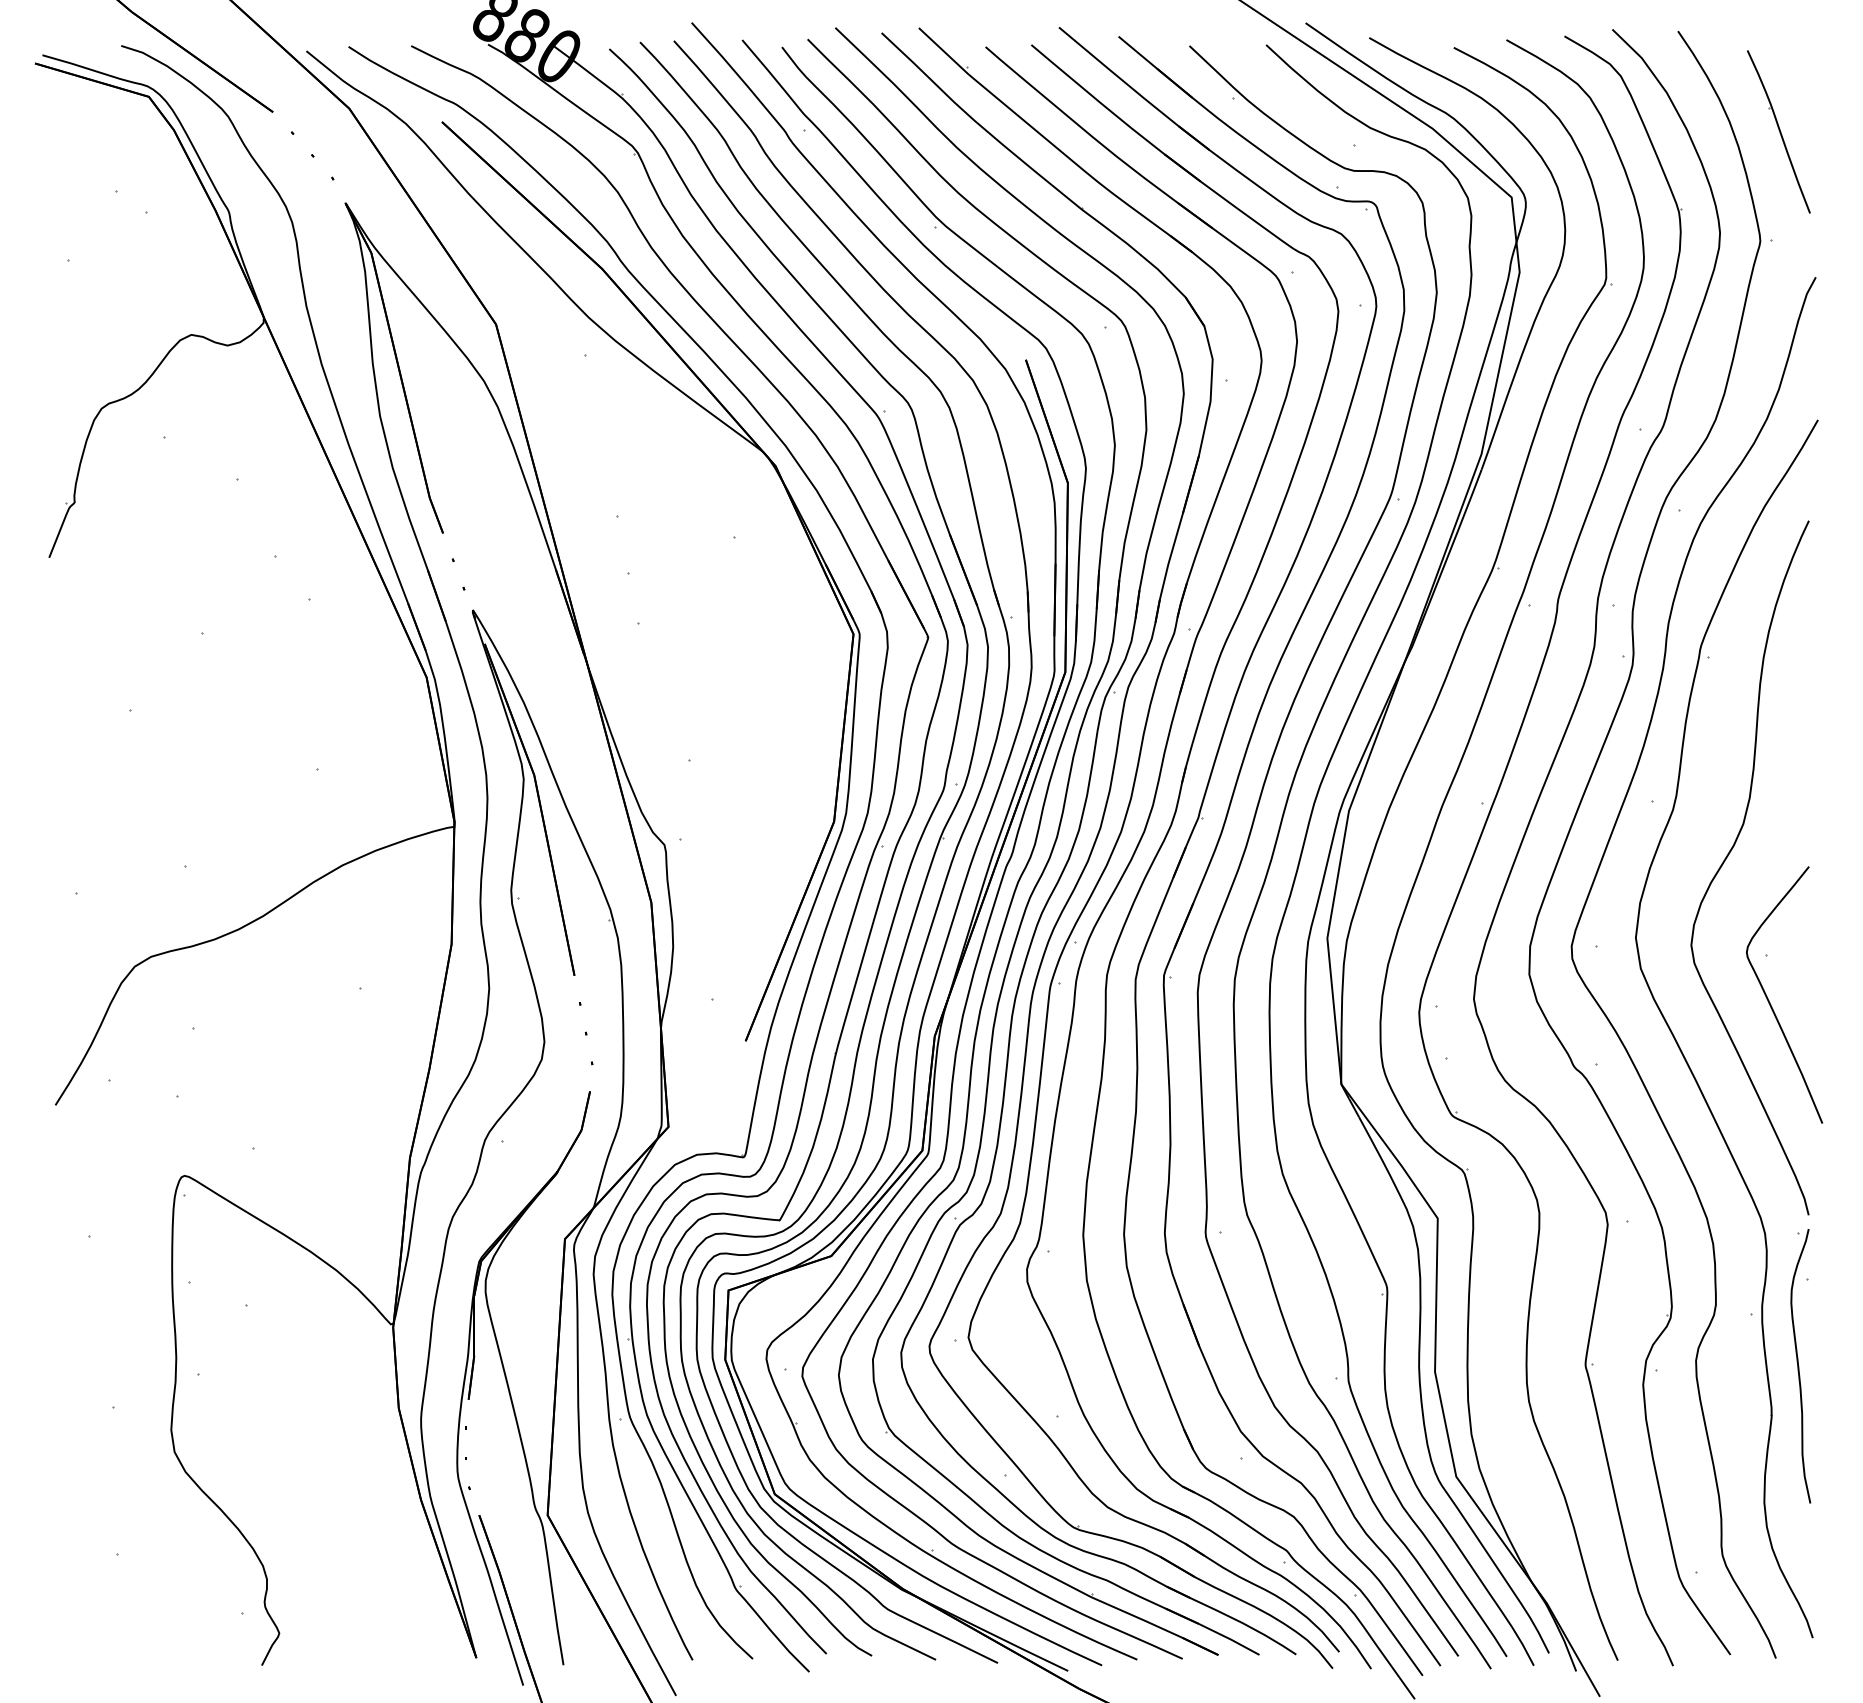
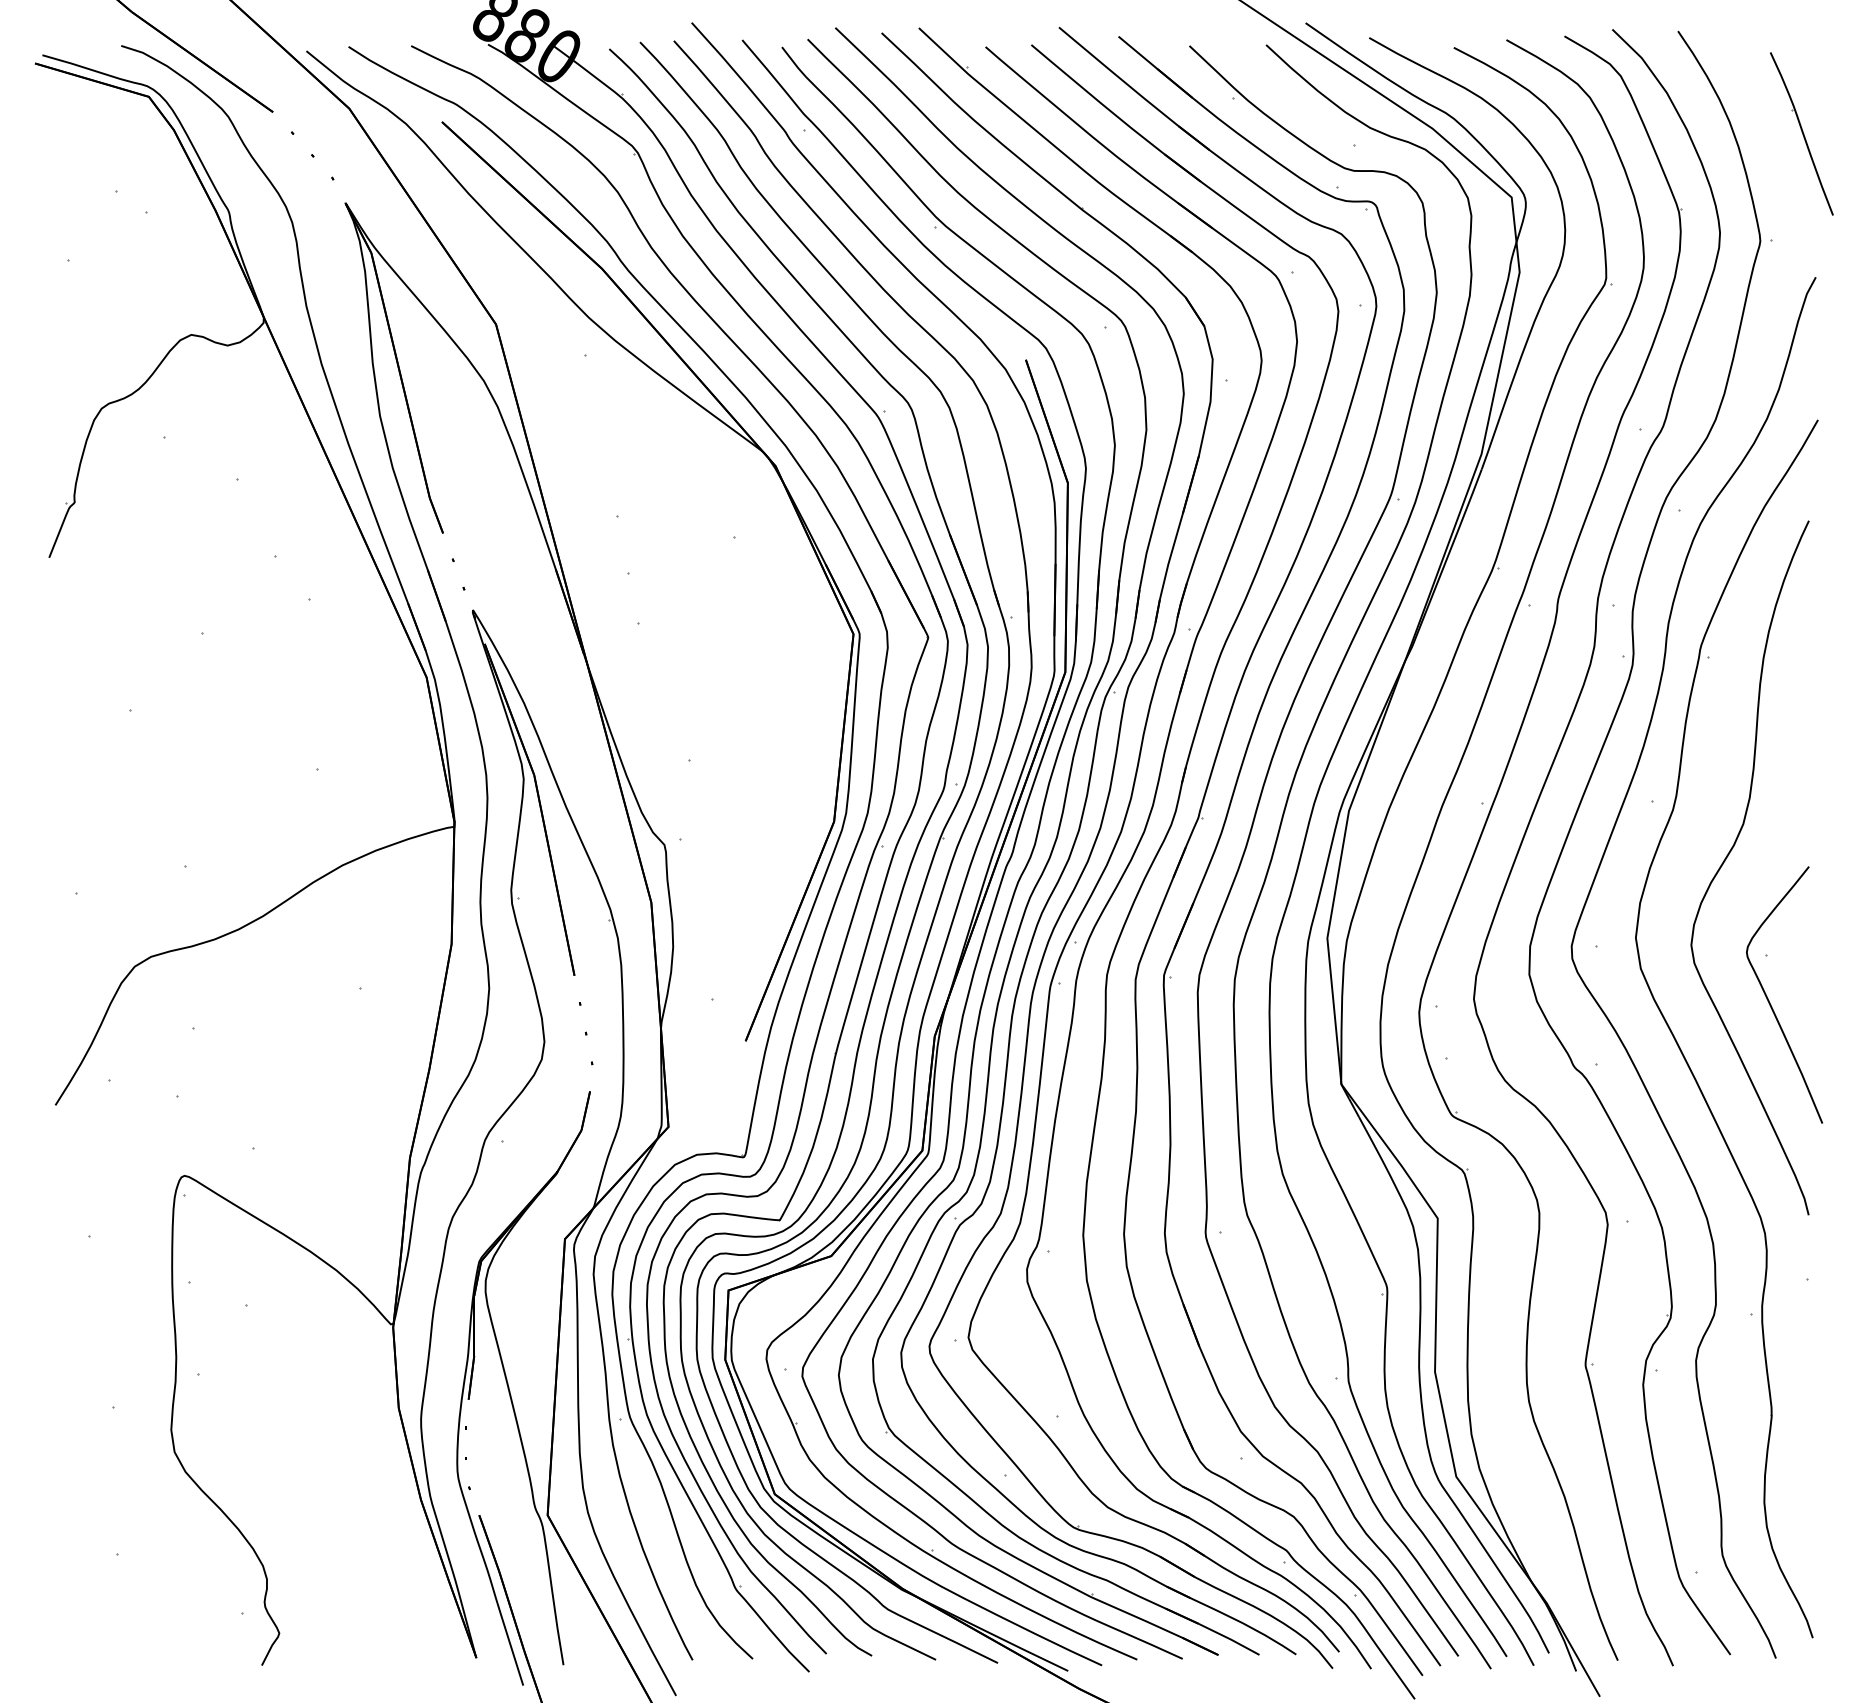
part position: (1778, 131) -> (1801, 133) (1801, 133)
part: present -> none (1800, 1366)
